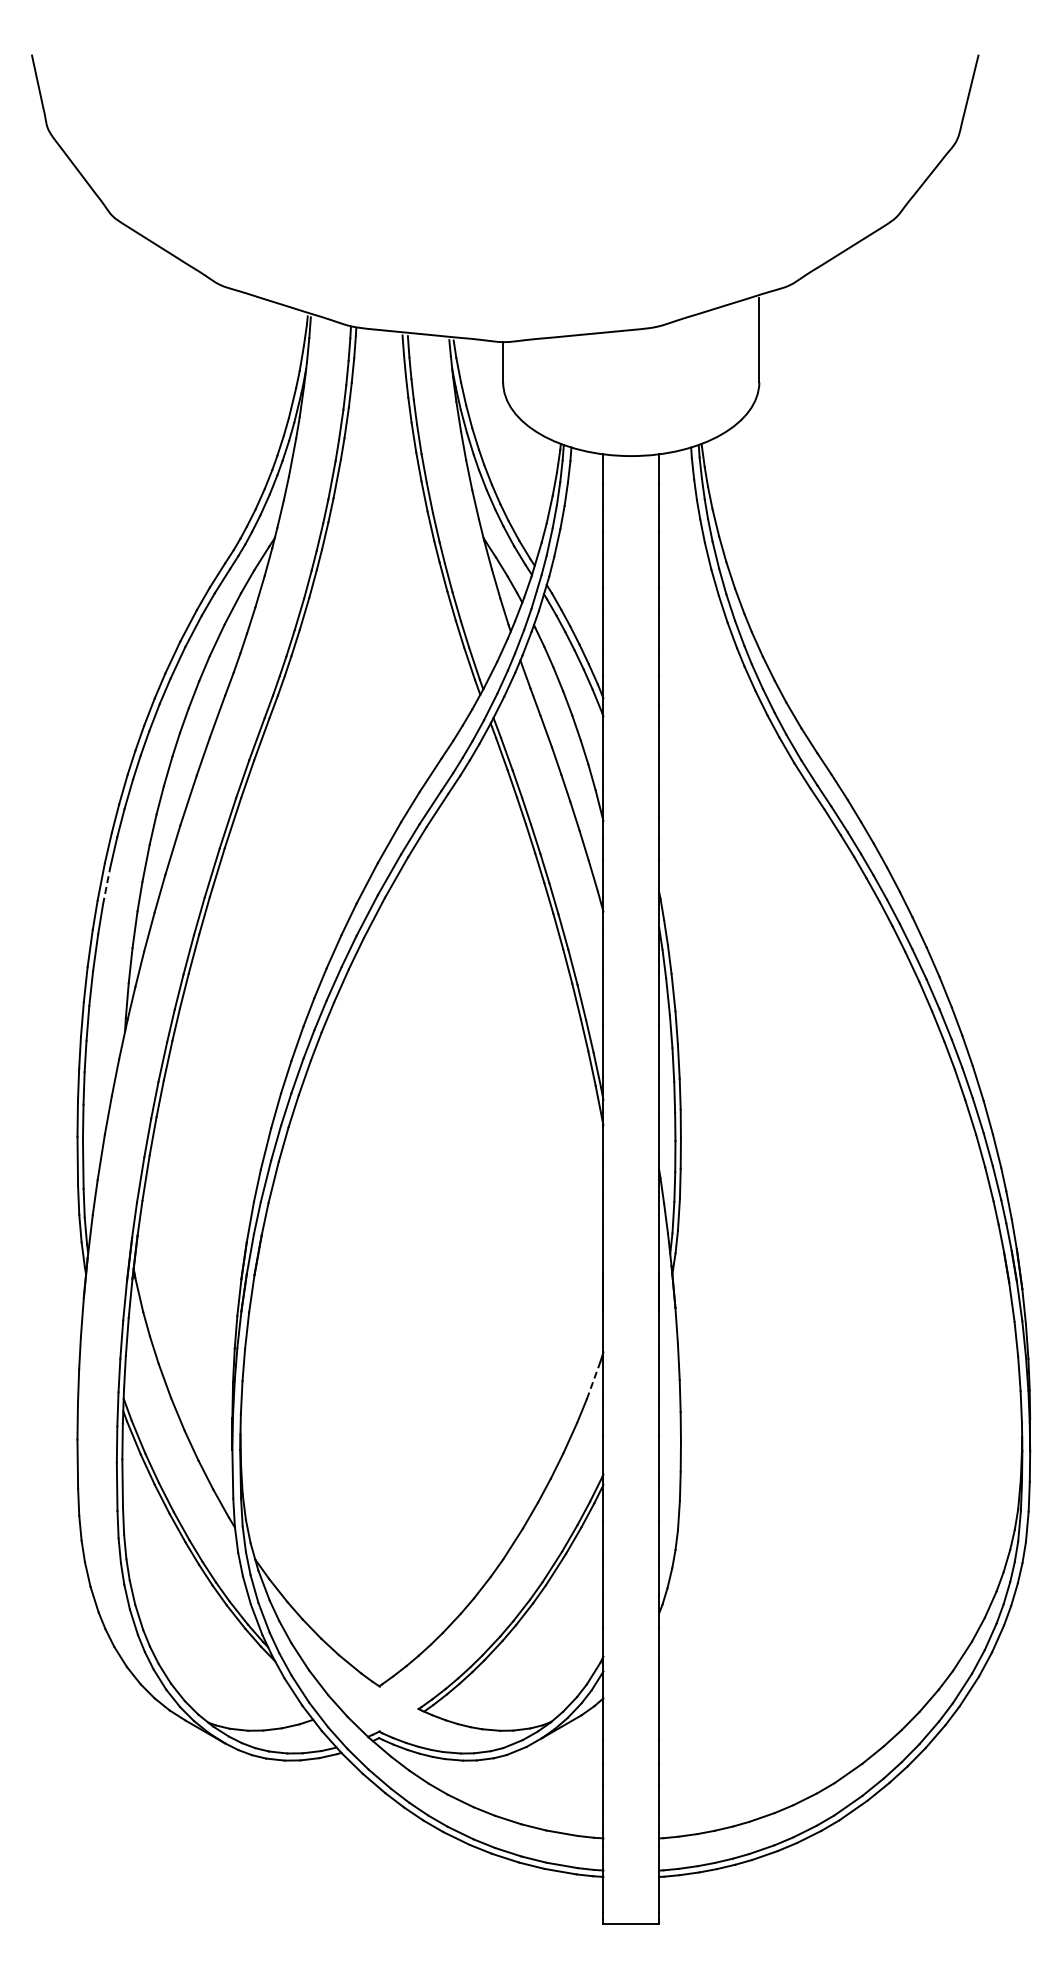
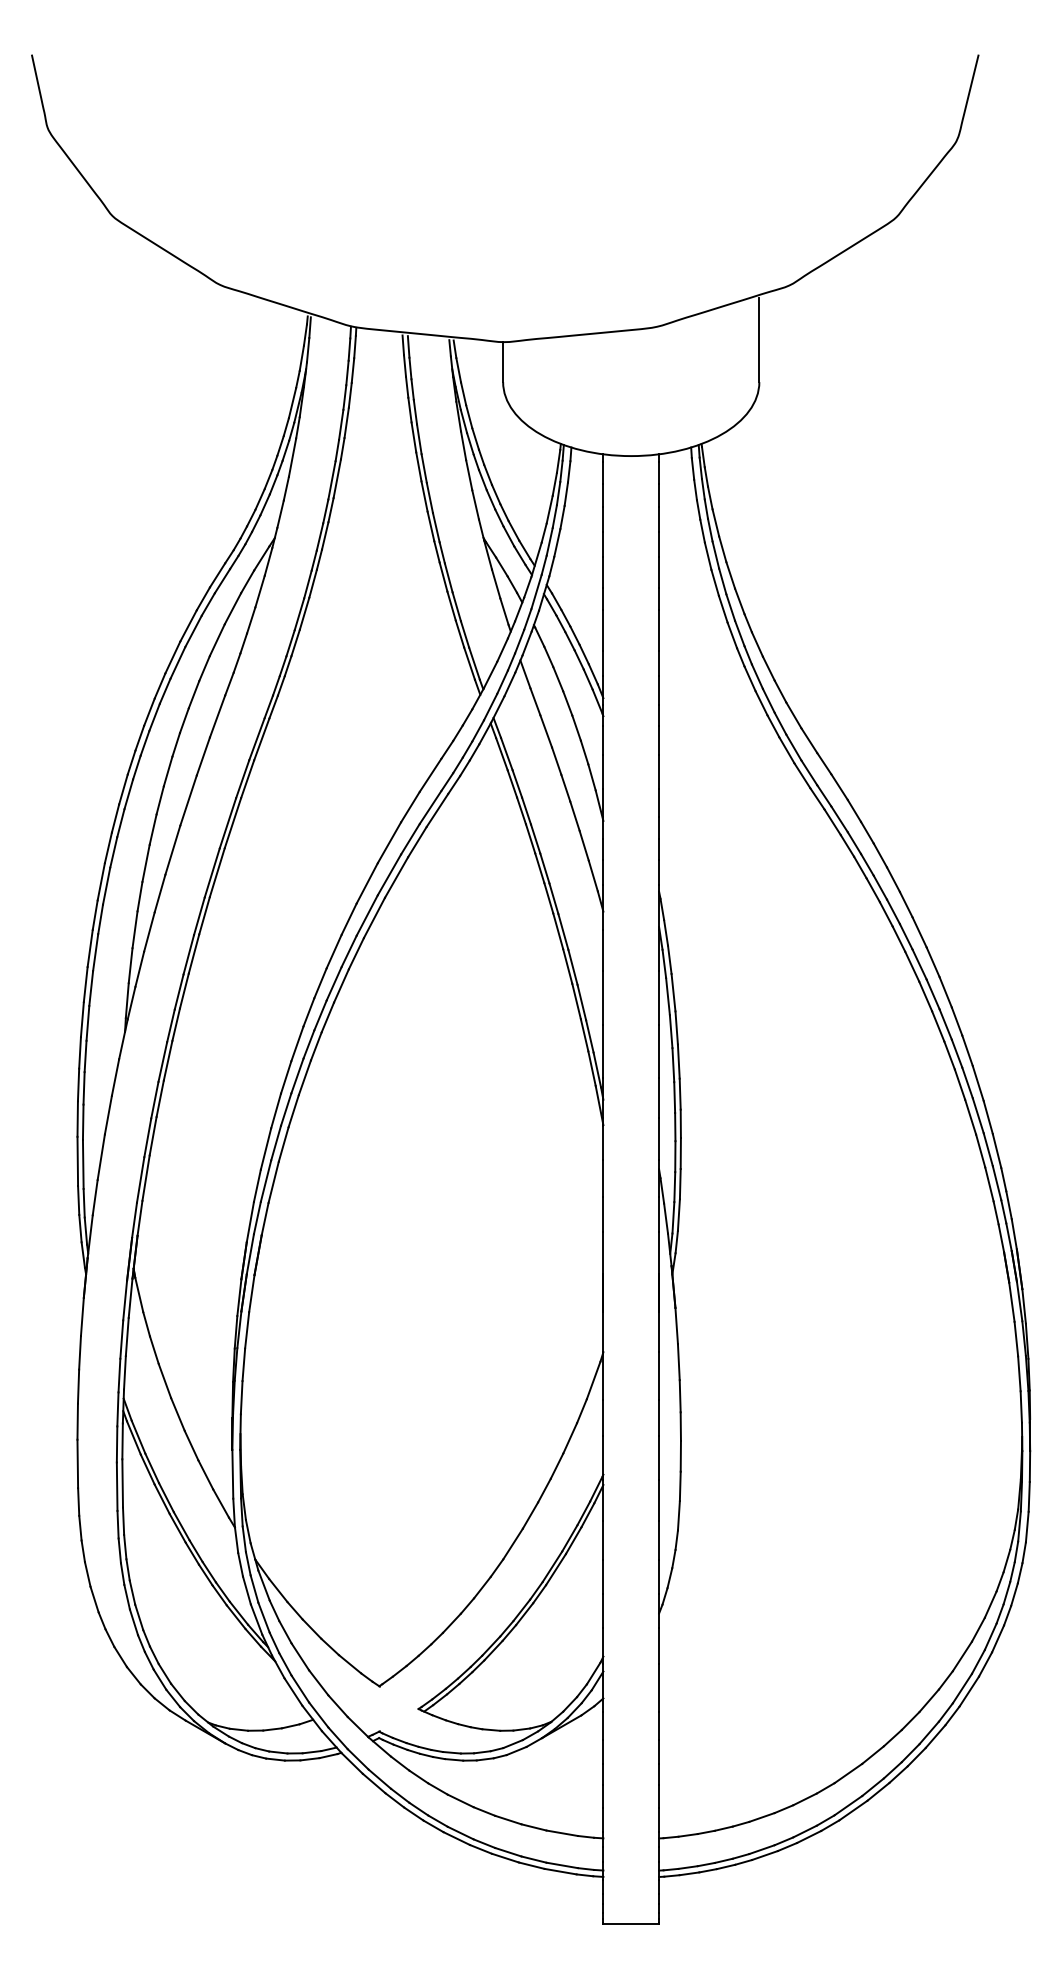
line: dashed -> solid (106, 886)
line: dashed -> solid (593, 1380)
